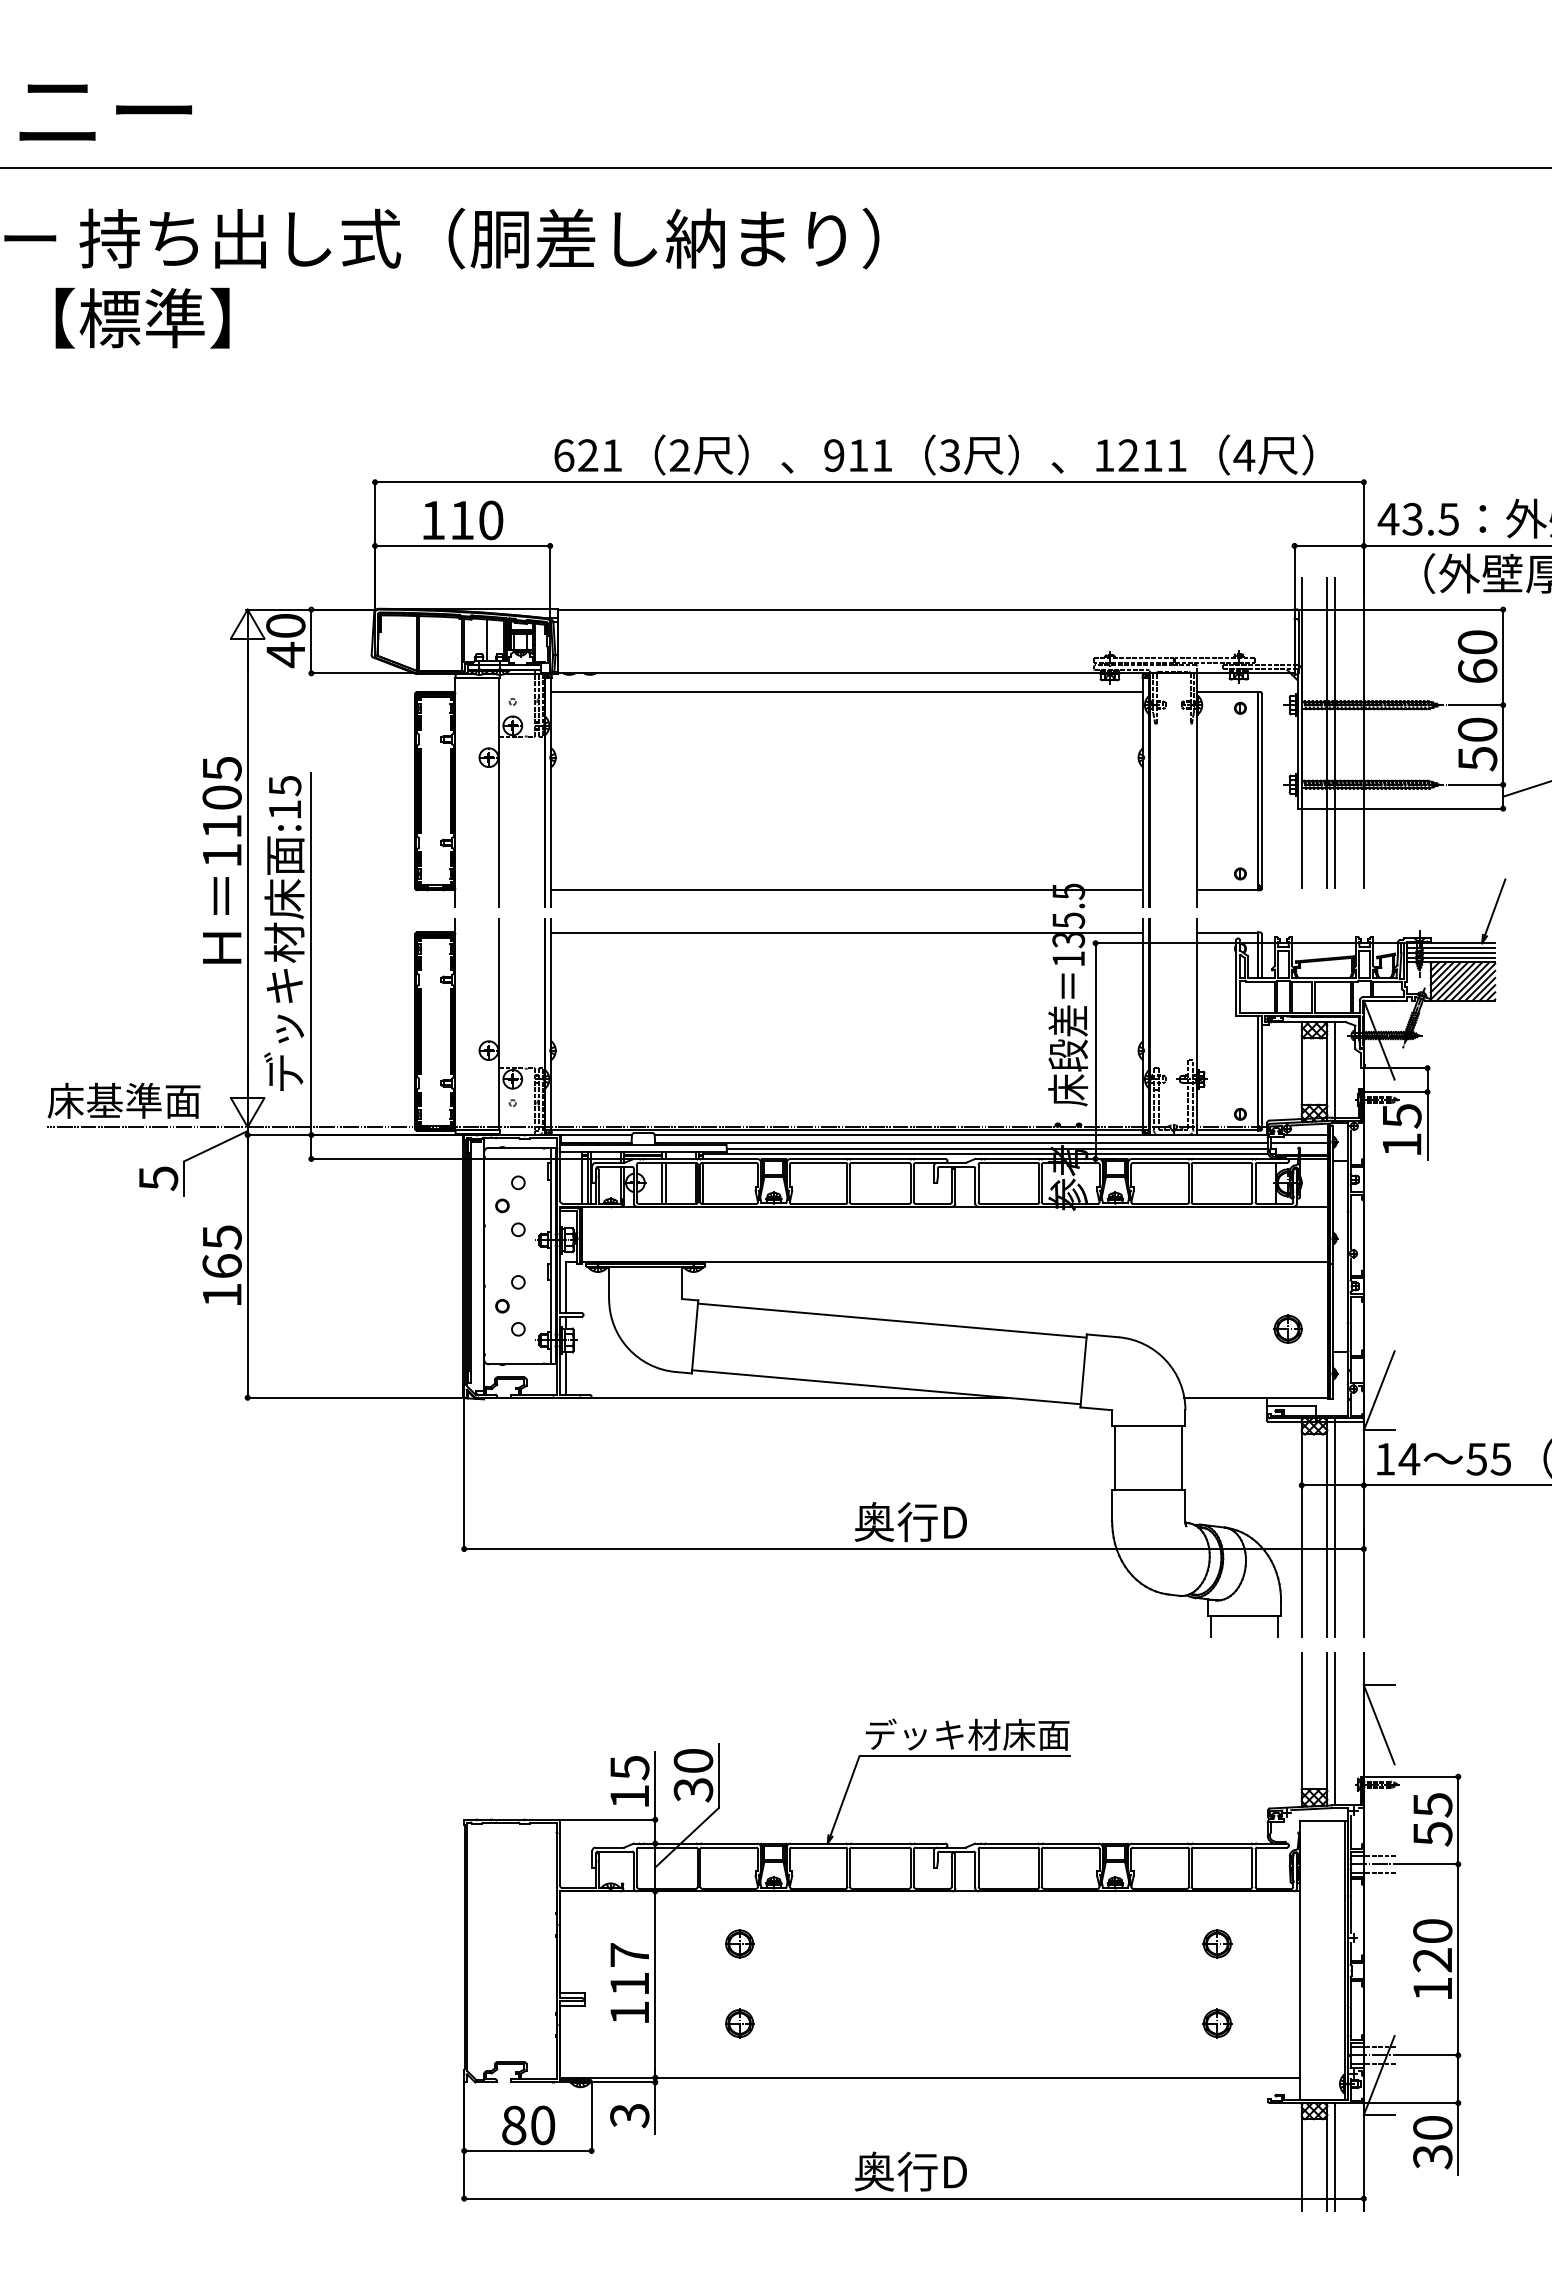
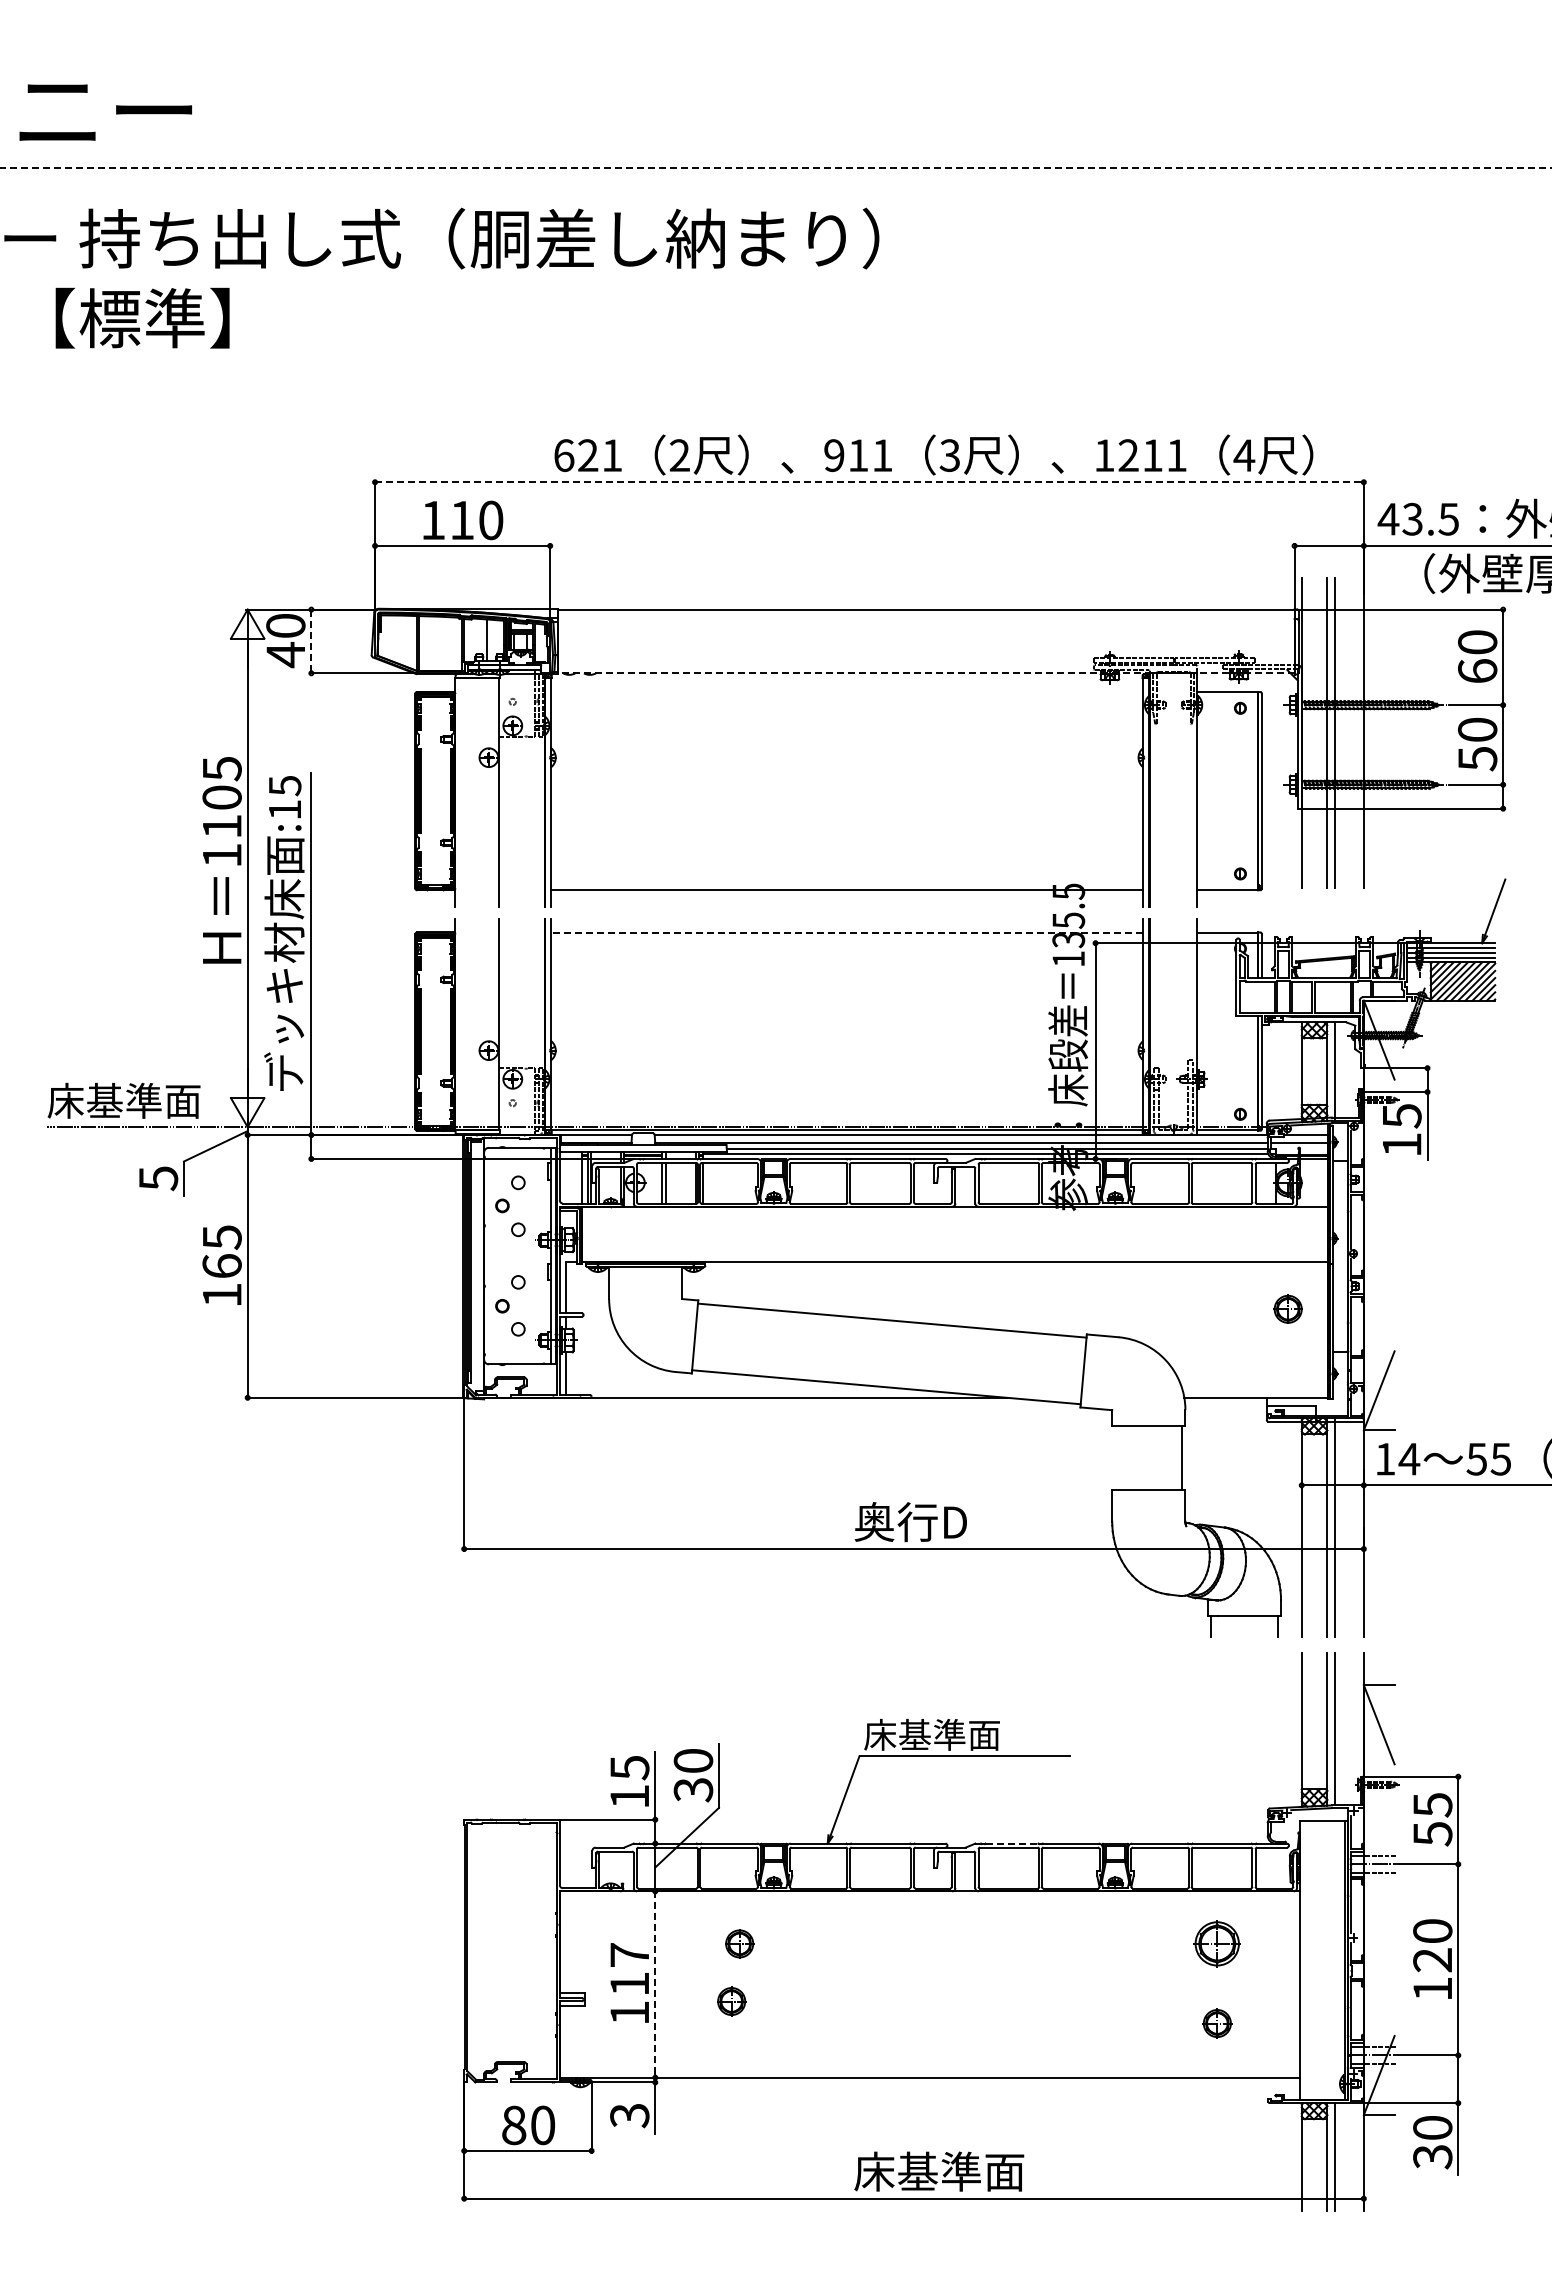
line: solid -> dashed (776, 167)
line: solid -> dashed (869, 482)
line: solid -> dashed (311, 641)
line: solid -> dashed (925, 673)
line: present -> none (847, 692)
line: present -> none (1525, 789)
line: solid -> dashed (846, 932)
part position: (1287, 1328) -> (1287, 1308) (1287, 1308)
line: present -> none (1115, 1457)
text: デッキ材床面 -> 床基準面 (966, 1734)
line: solid -> dashed (1012, 1843)
part size: 31x30 px -> 48x48 px (1216, 1943)
line: solid -> dashed (655, 1985)
part position: (739, 2023) -> (731, 2001) (731, 2001)
text: 奥行D -> 床基準面 (939, 2171)
